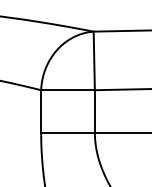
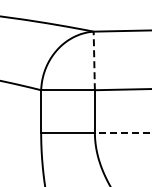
line: solid -> dashed (94, 60)
line: solid -> dashed (122, 132)
